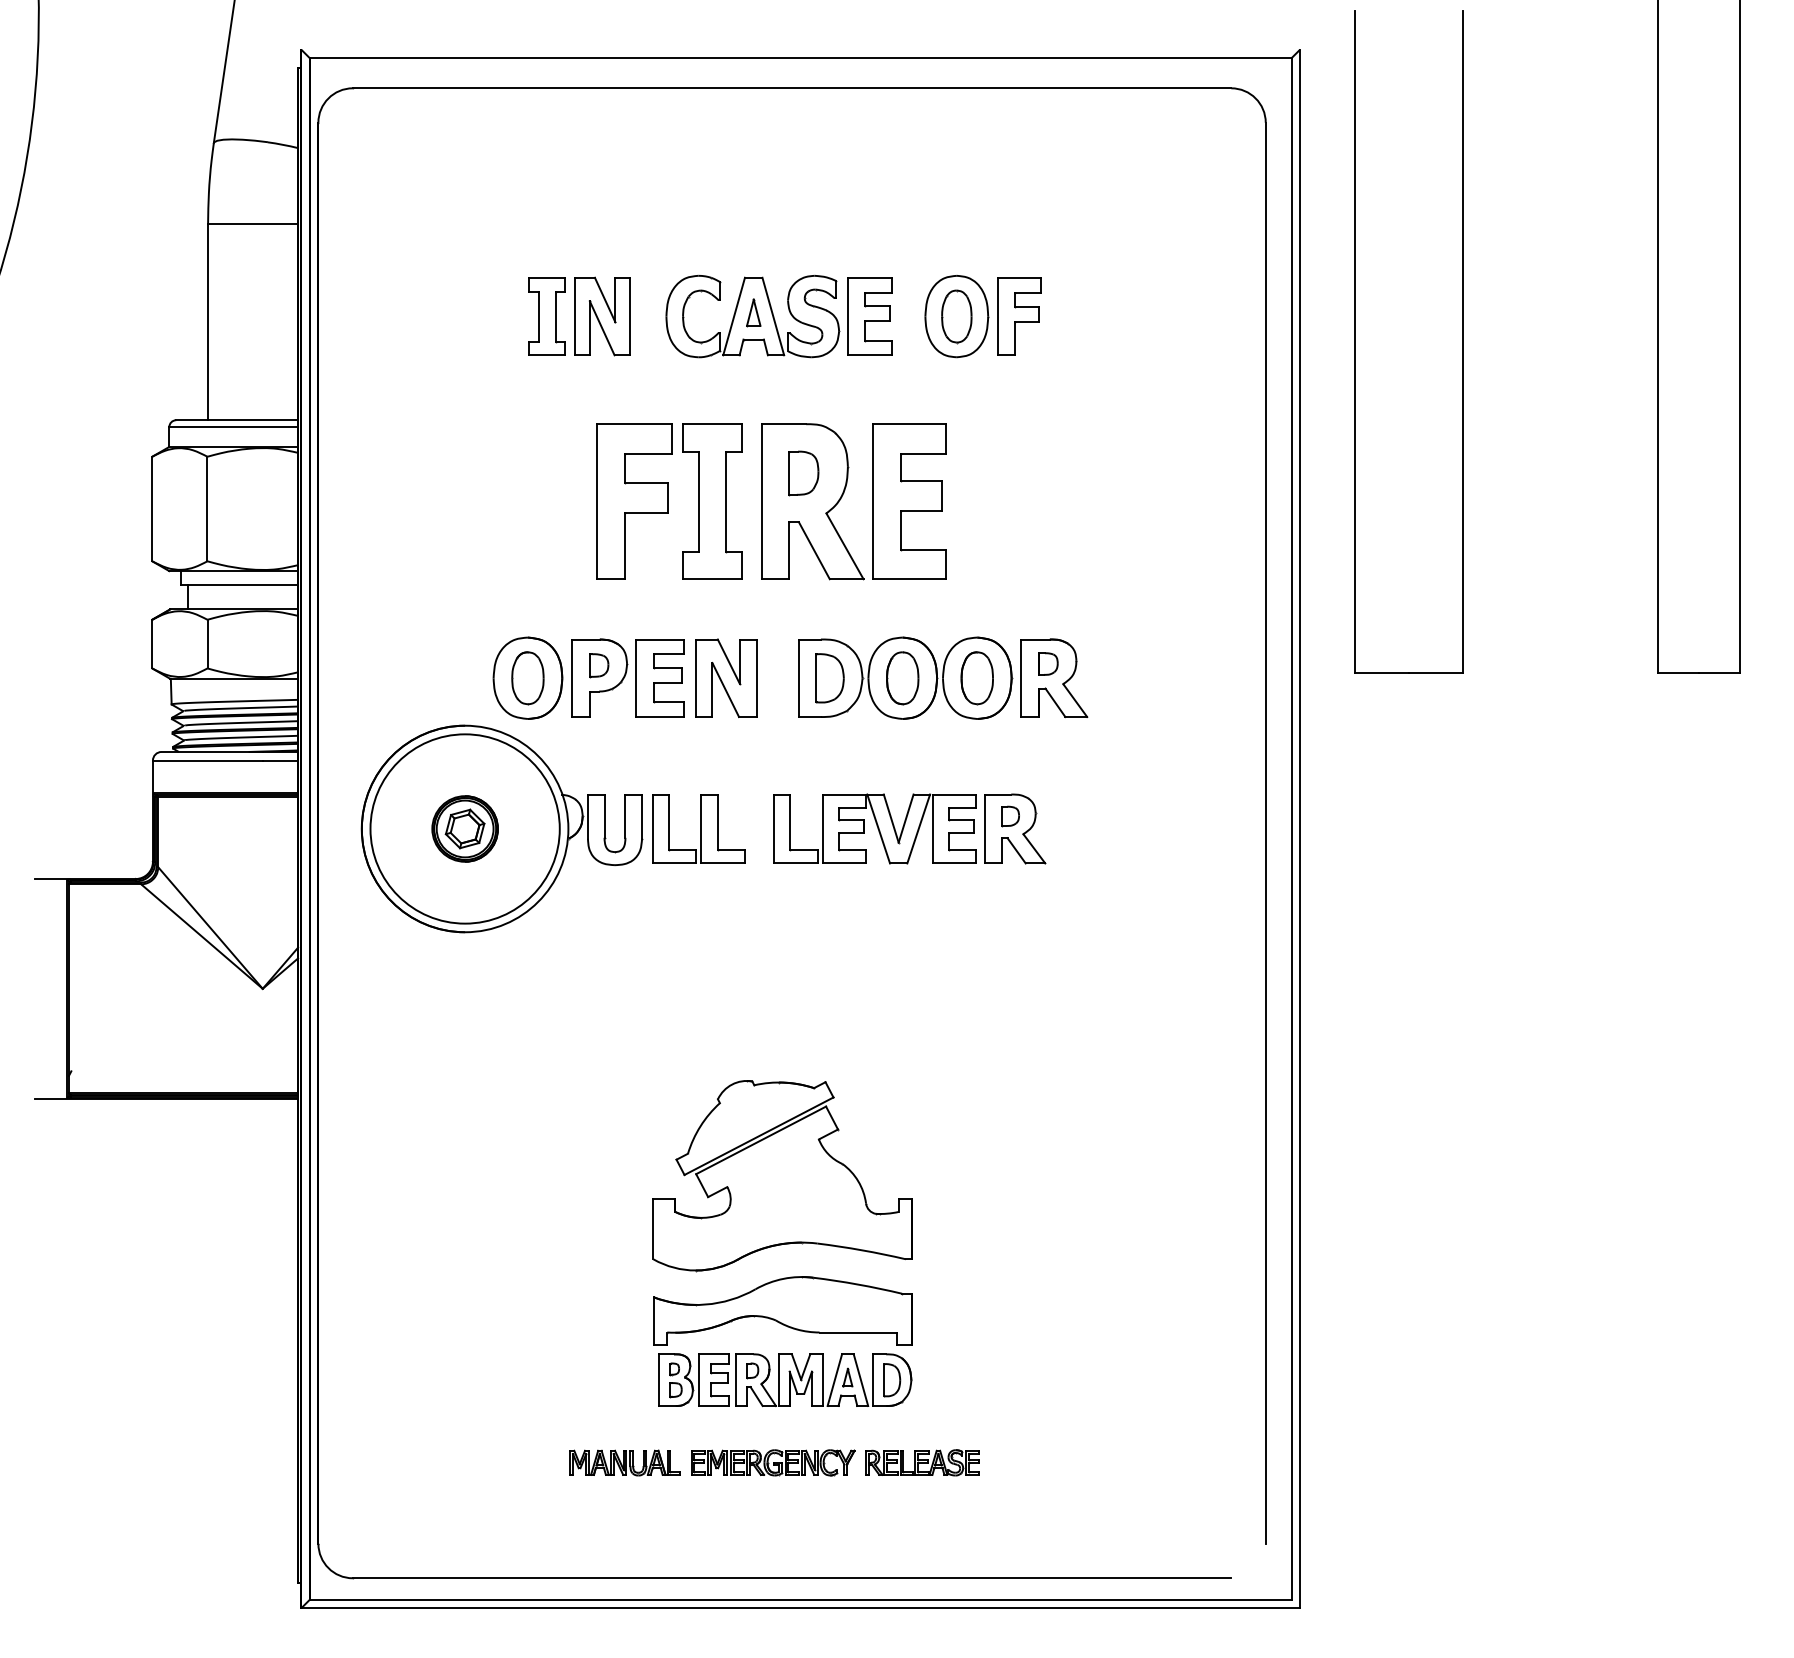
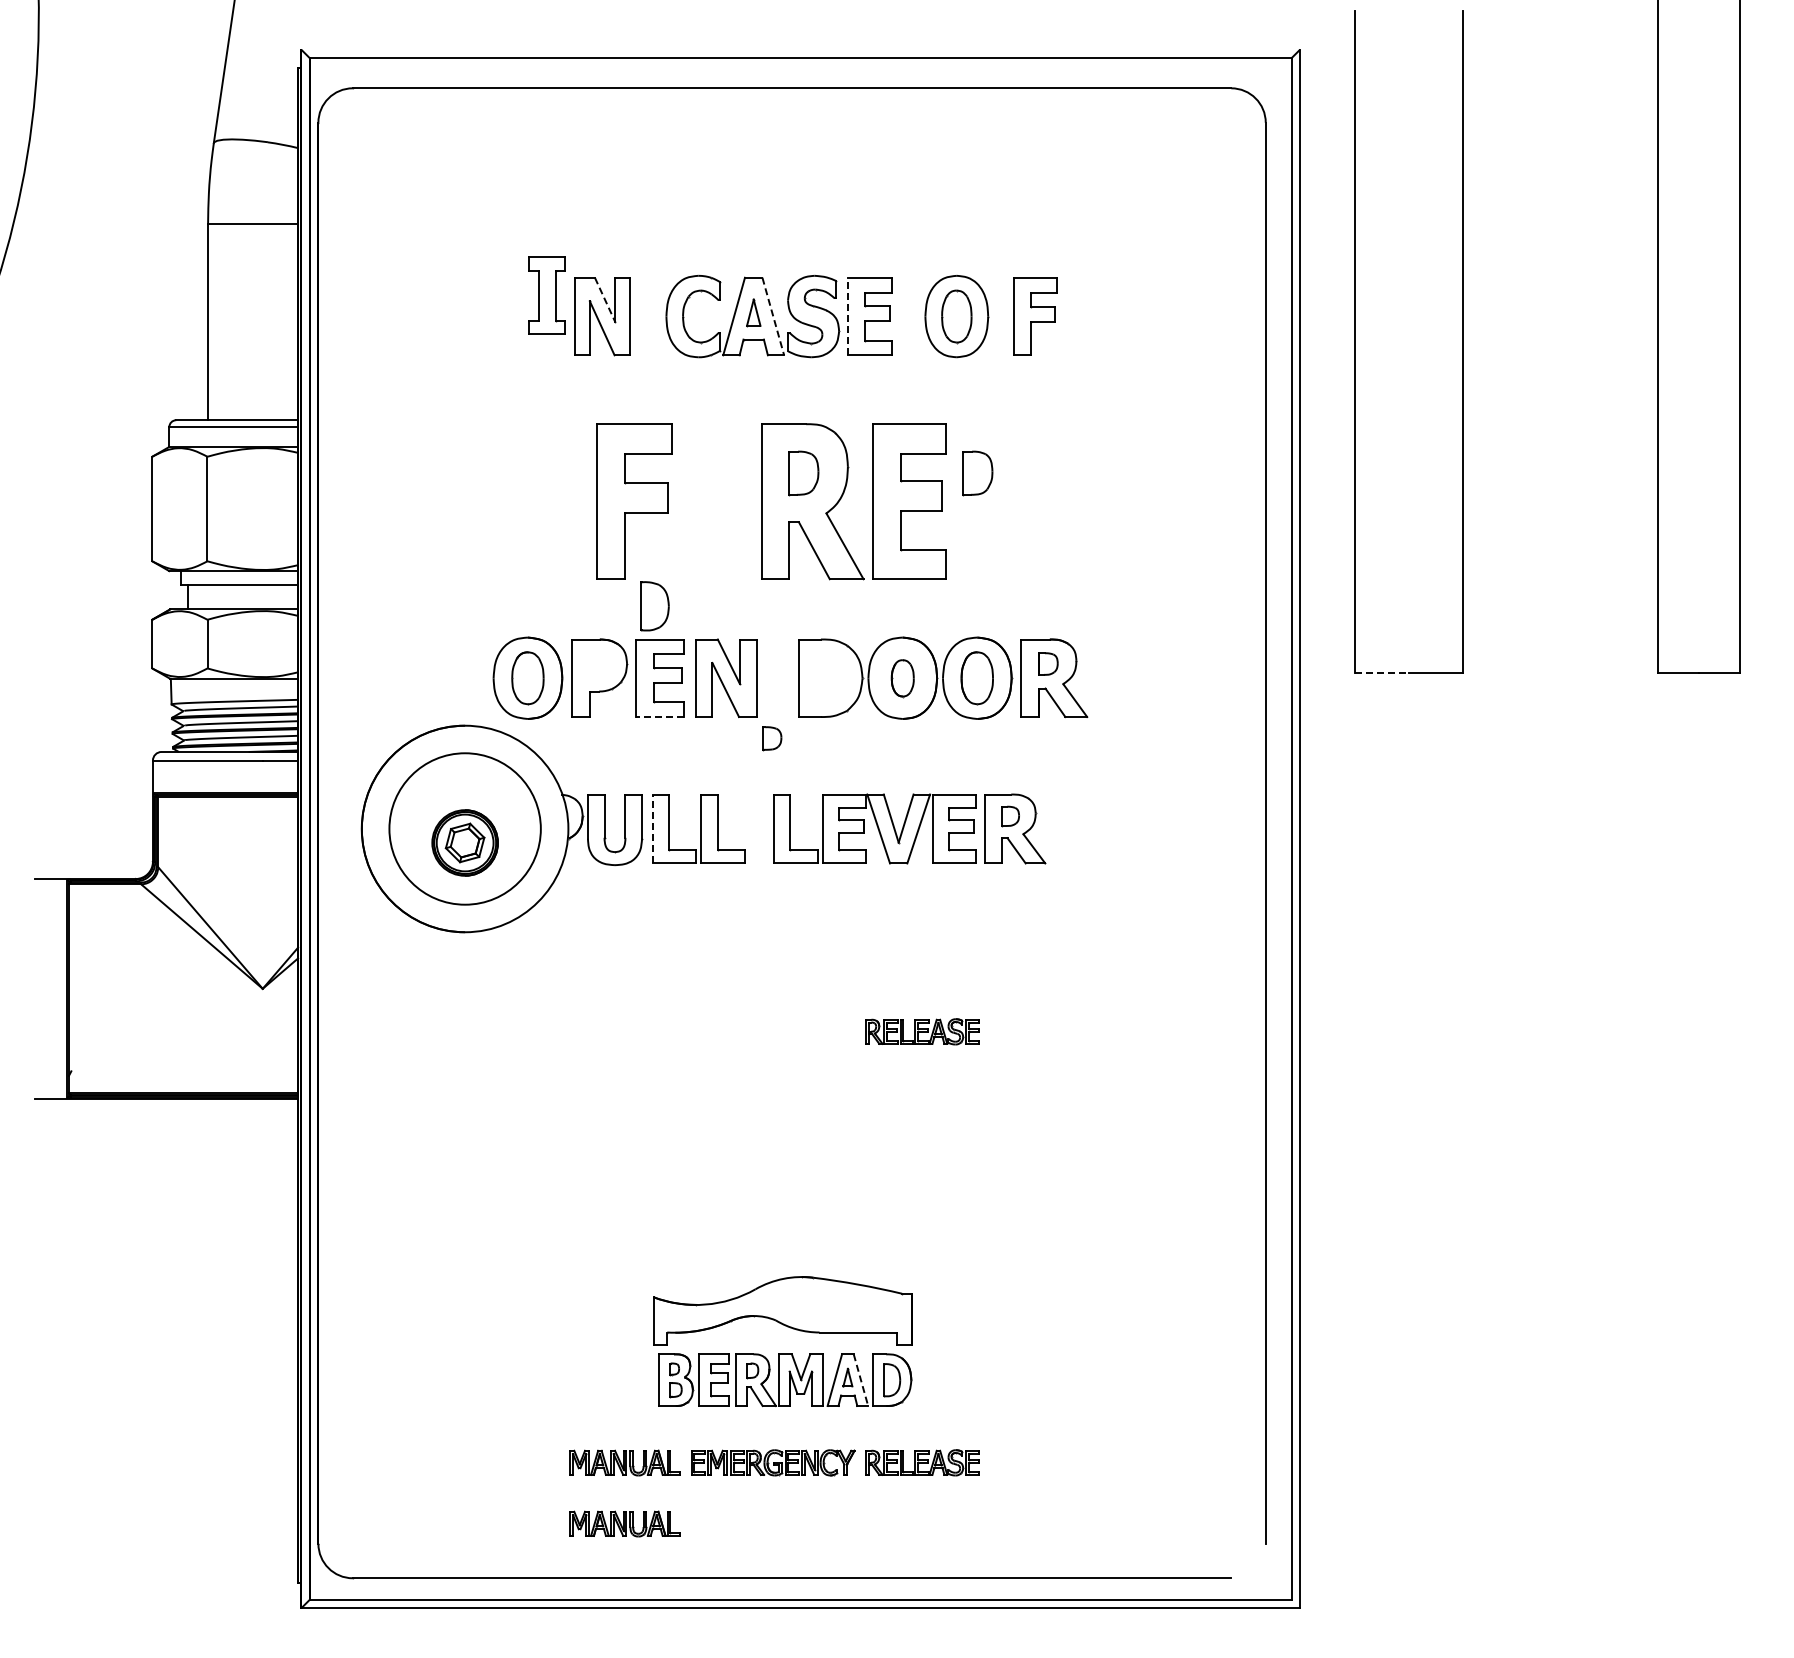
line: solid -> dashed (605, 300)
part position: (546, 316) -> (546, 295) (546, 295)
line: solid -> dashed (847, 316)
part position: (1019, 316) -> (1035, 316) (1035, 316)
line: solid -> dashed (773, 317)
part: none -> present (977, 473)
part: present -> none (712, 501)
part position: (599, 665) -> (772, 738) (772, 738)
line: solid -> dashed (1382, 672)
part position: (829, 678) -> (654, 606) (654, 606)
part size: 34x55 px -> 25x40 px (902, 678)
line: solid -> dashed (659, 717)
circle diameter: 189 px -> 151 px (464, 828)
part position: (464, 828) -> (464, 842) (464, 842)
line: solid -> dashed (652, 828)
part: none -> present (922, 1031)
part: present -> none (782, 1176)
line: solid -> dashed (860, 1380)
part: none -> present (624, 1523)
